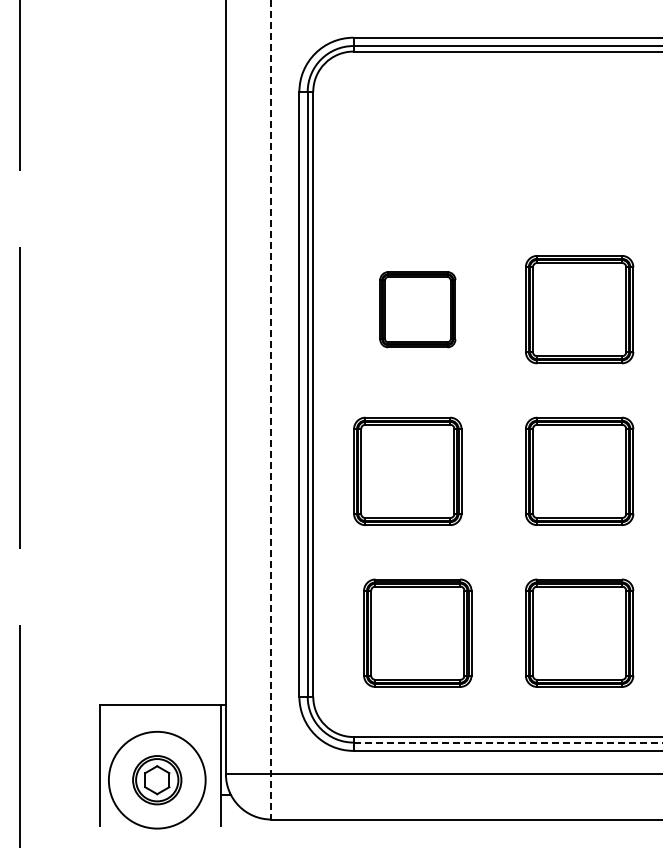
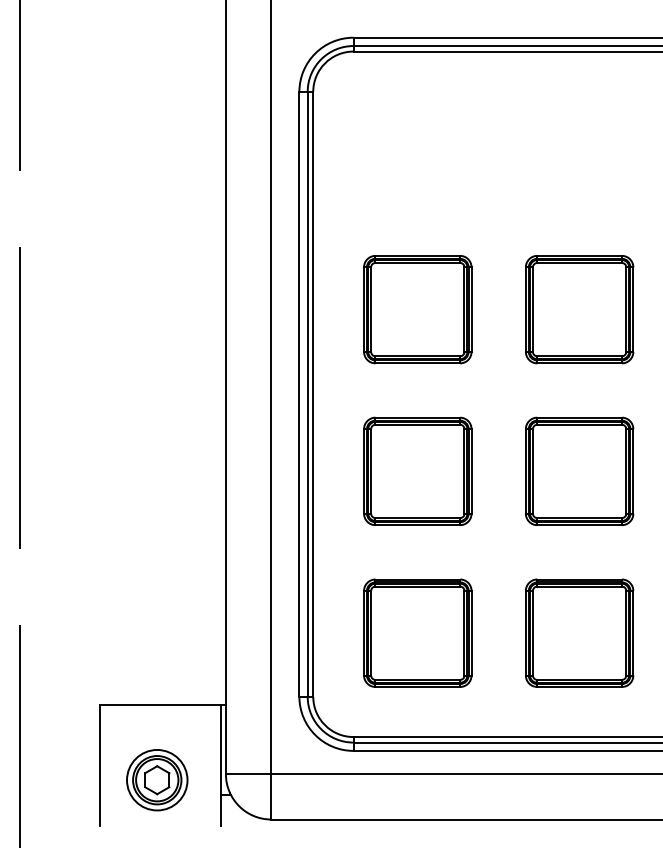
part size: 78x78 px -> 110x110 px (417, 309)
line: dashed -> solid (271, 409)
part position: (407, 470) -> (417, 470) (417, 470)
line: dashed -> solid (508, 742)
circle diameter: 97 px -> 60 px (157, 779)
